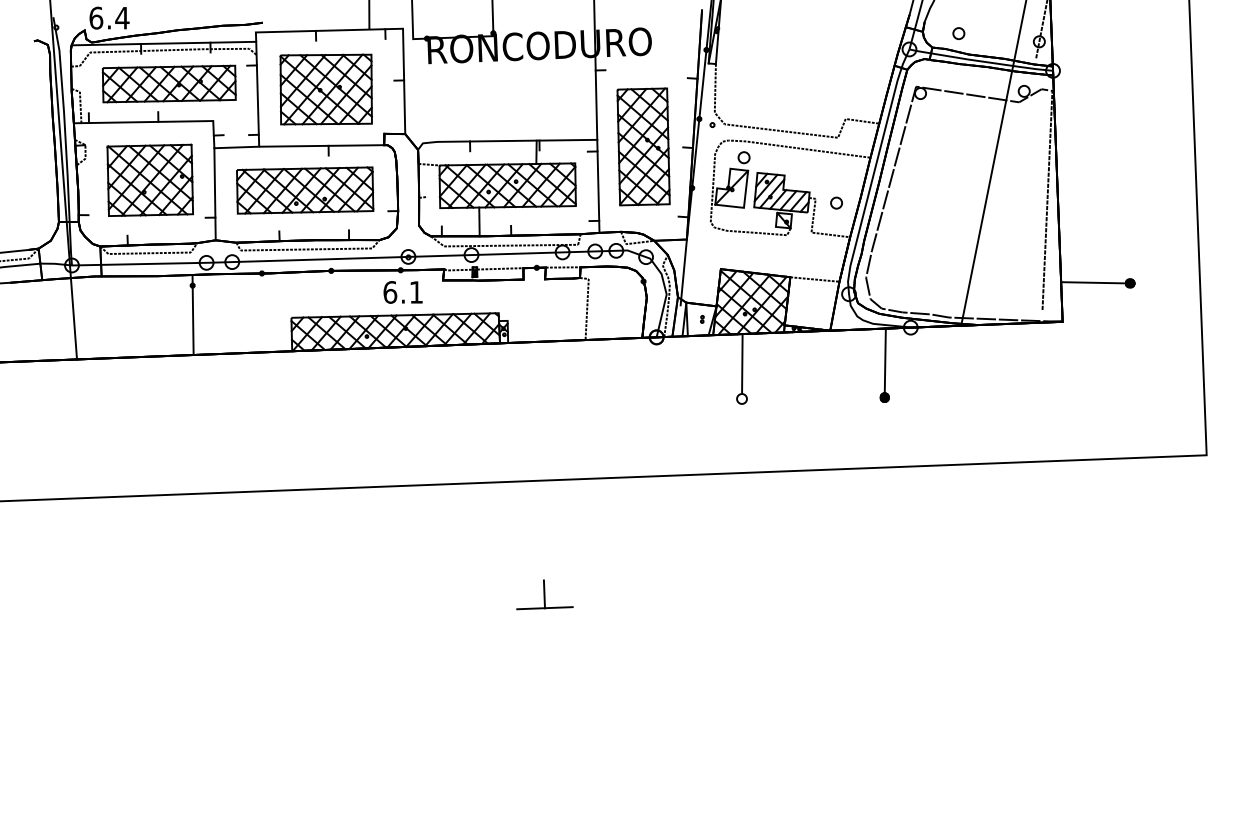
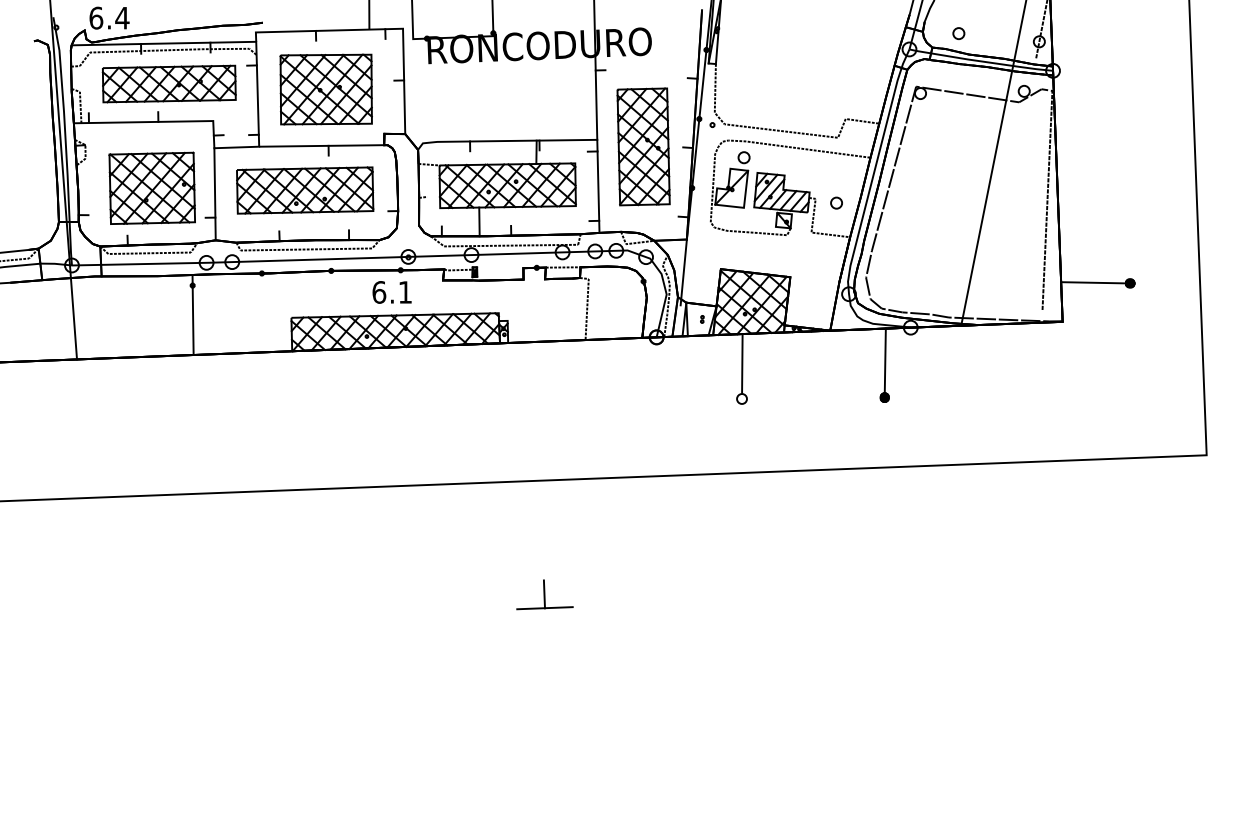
part position: (149, 179) -> (151, 187) (151, 187)
line: present -> none (500, 268)
line: present -> none (814, 279)
text position: (402, 292) -> (391, 292) (391, 292)
